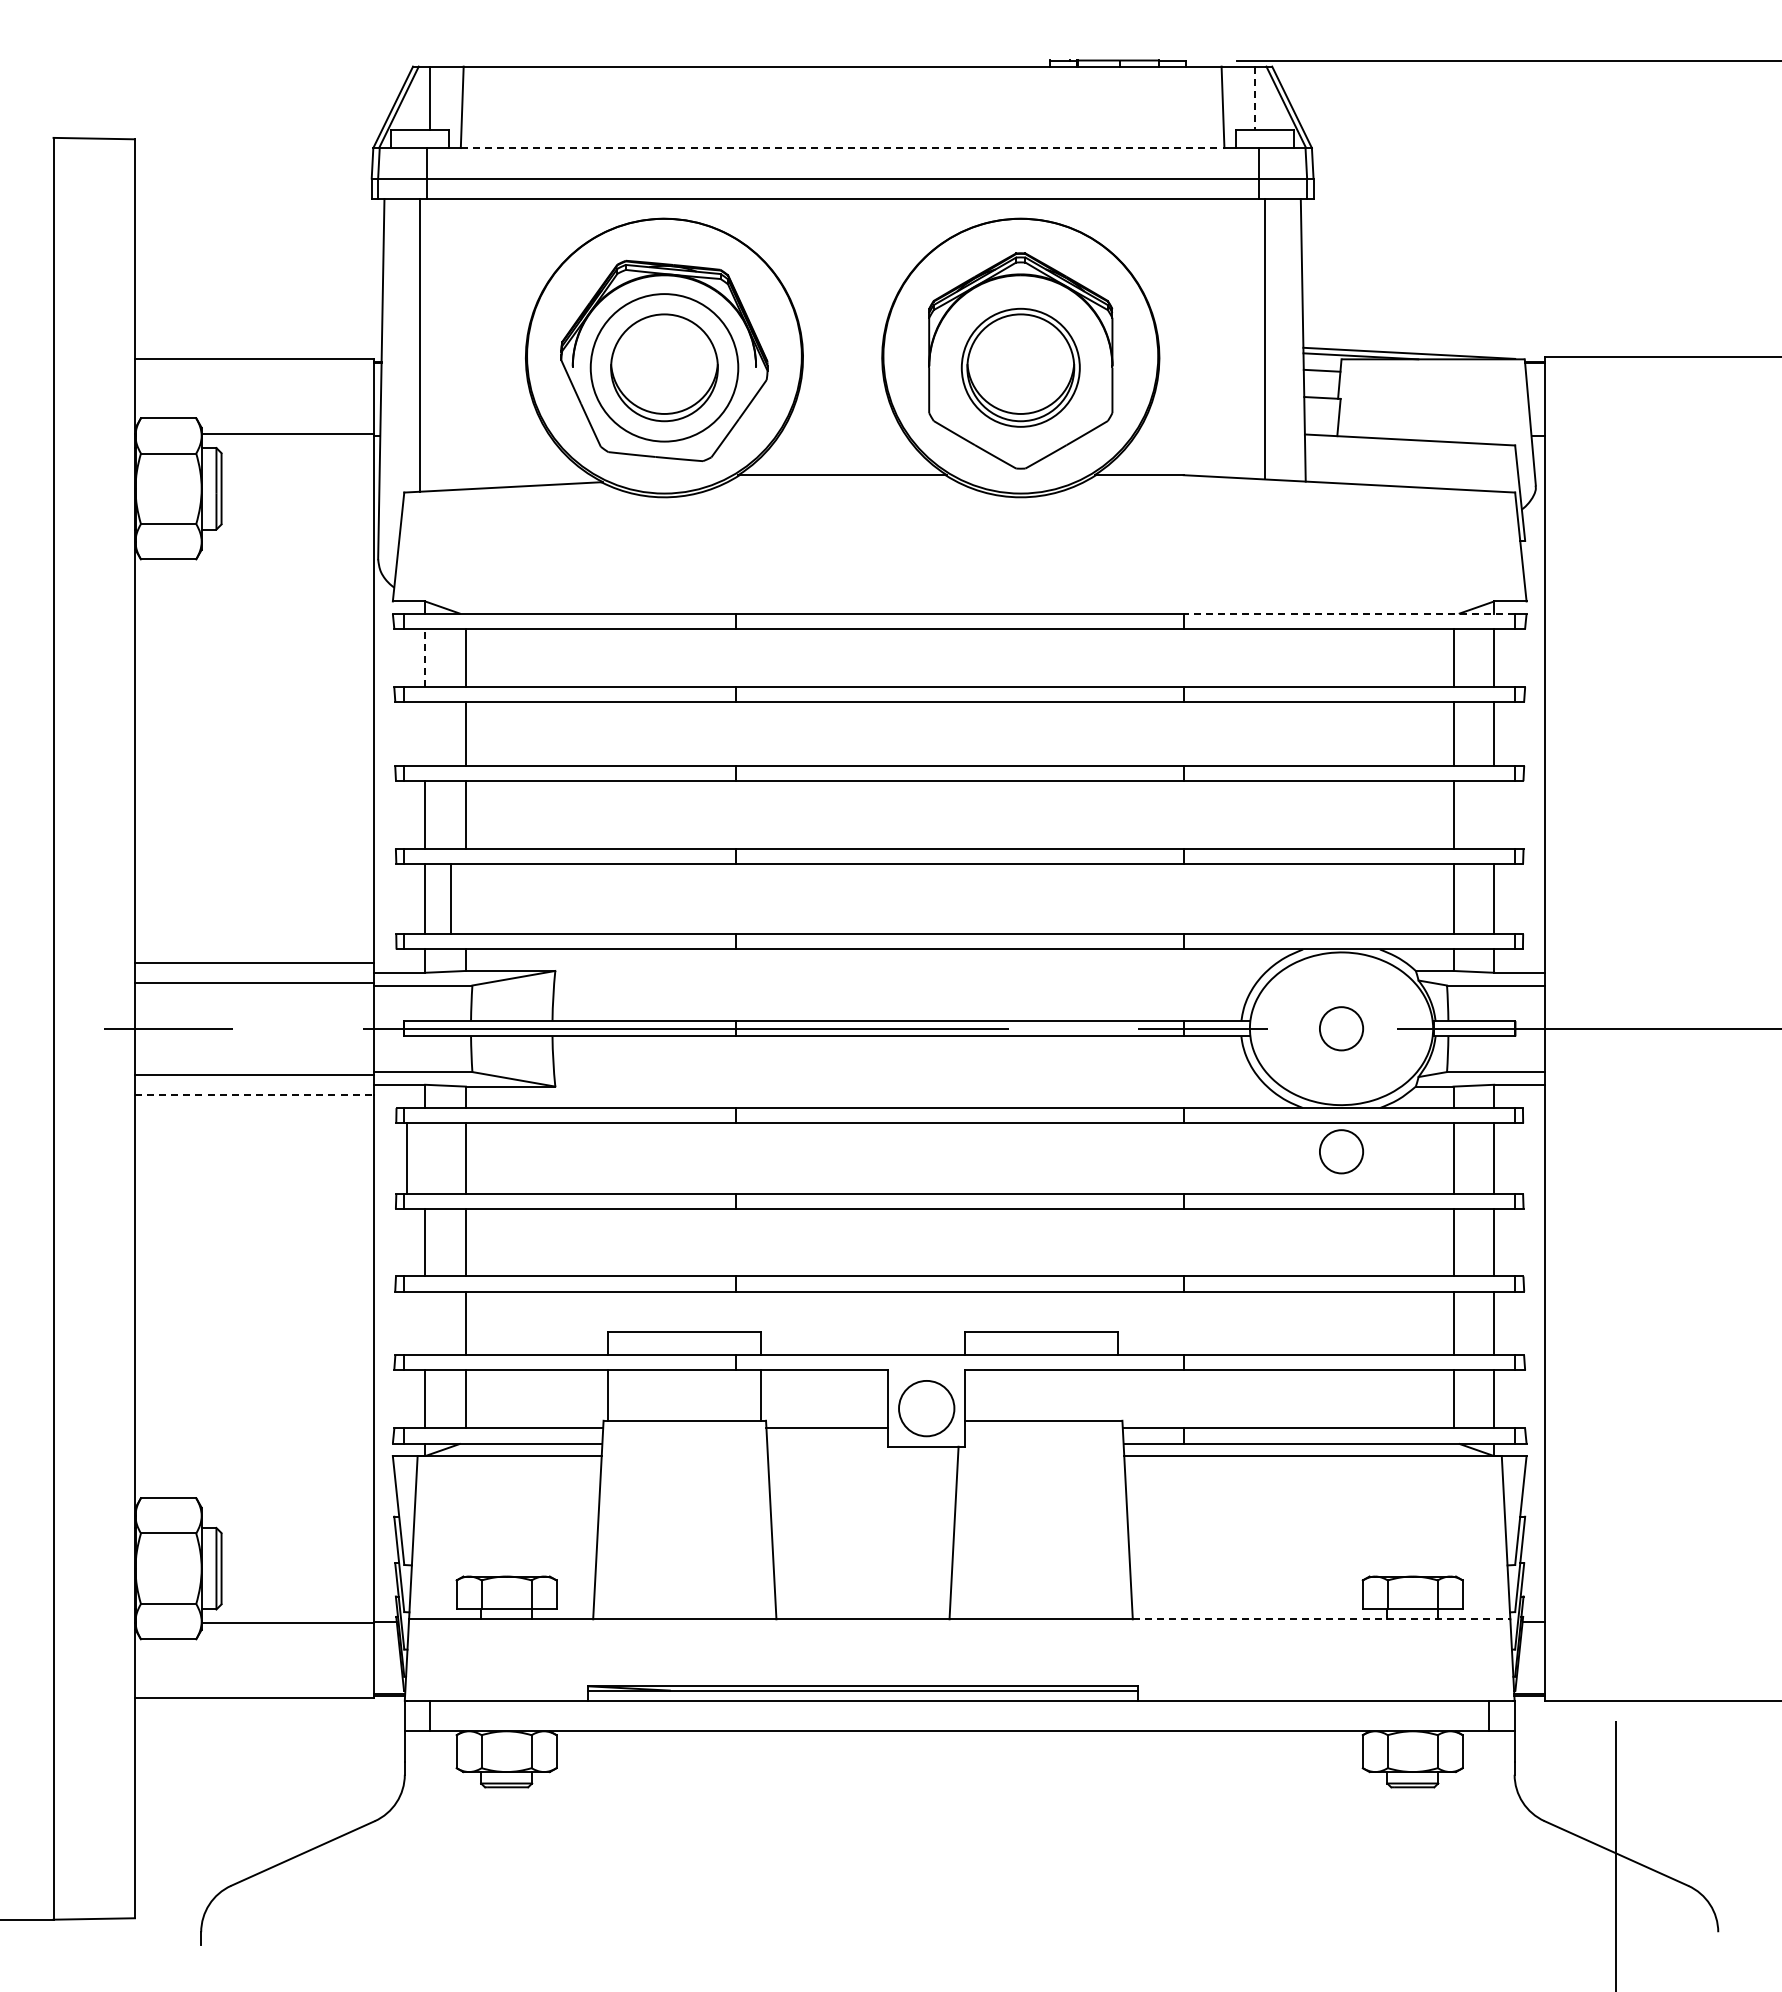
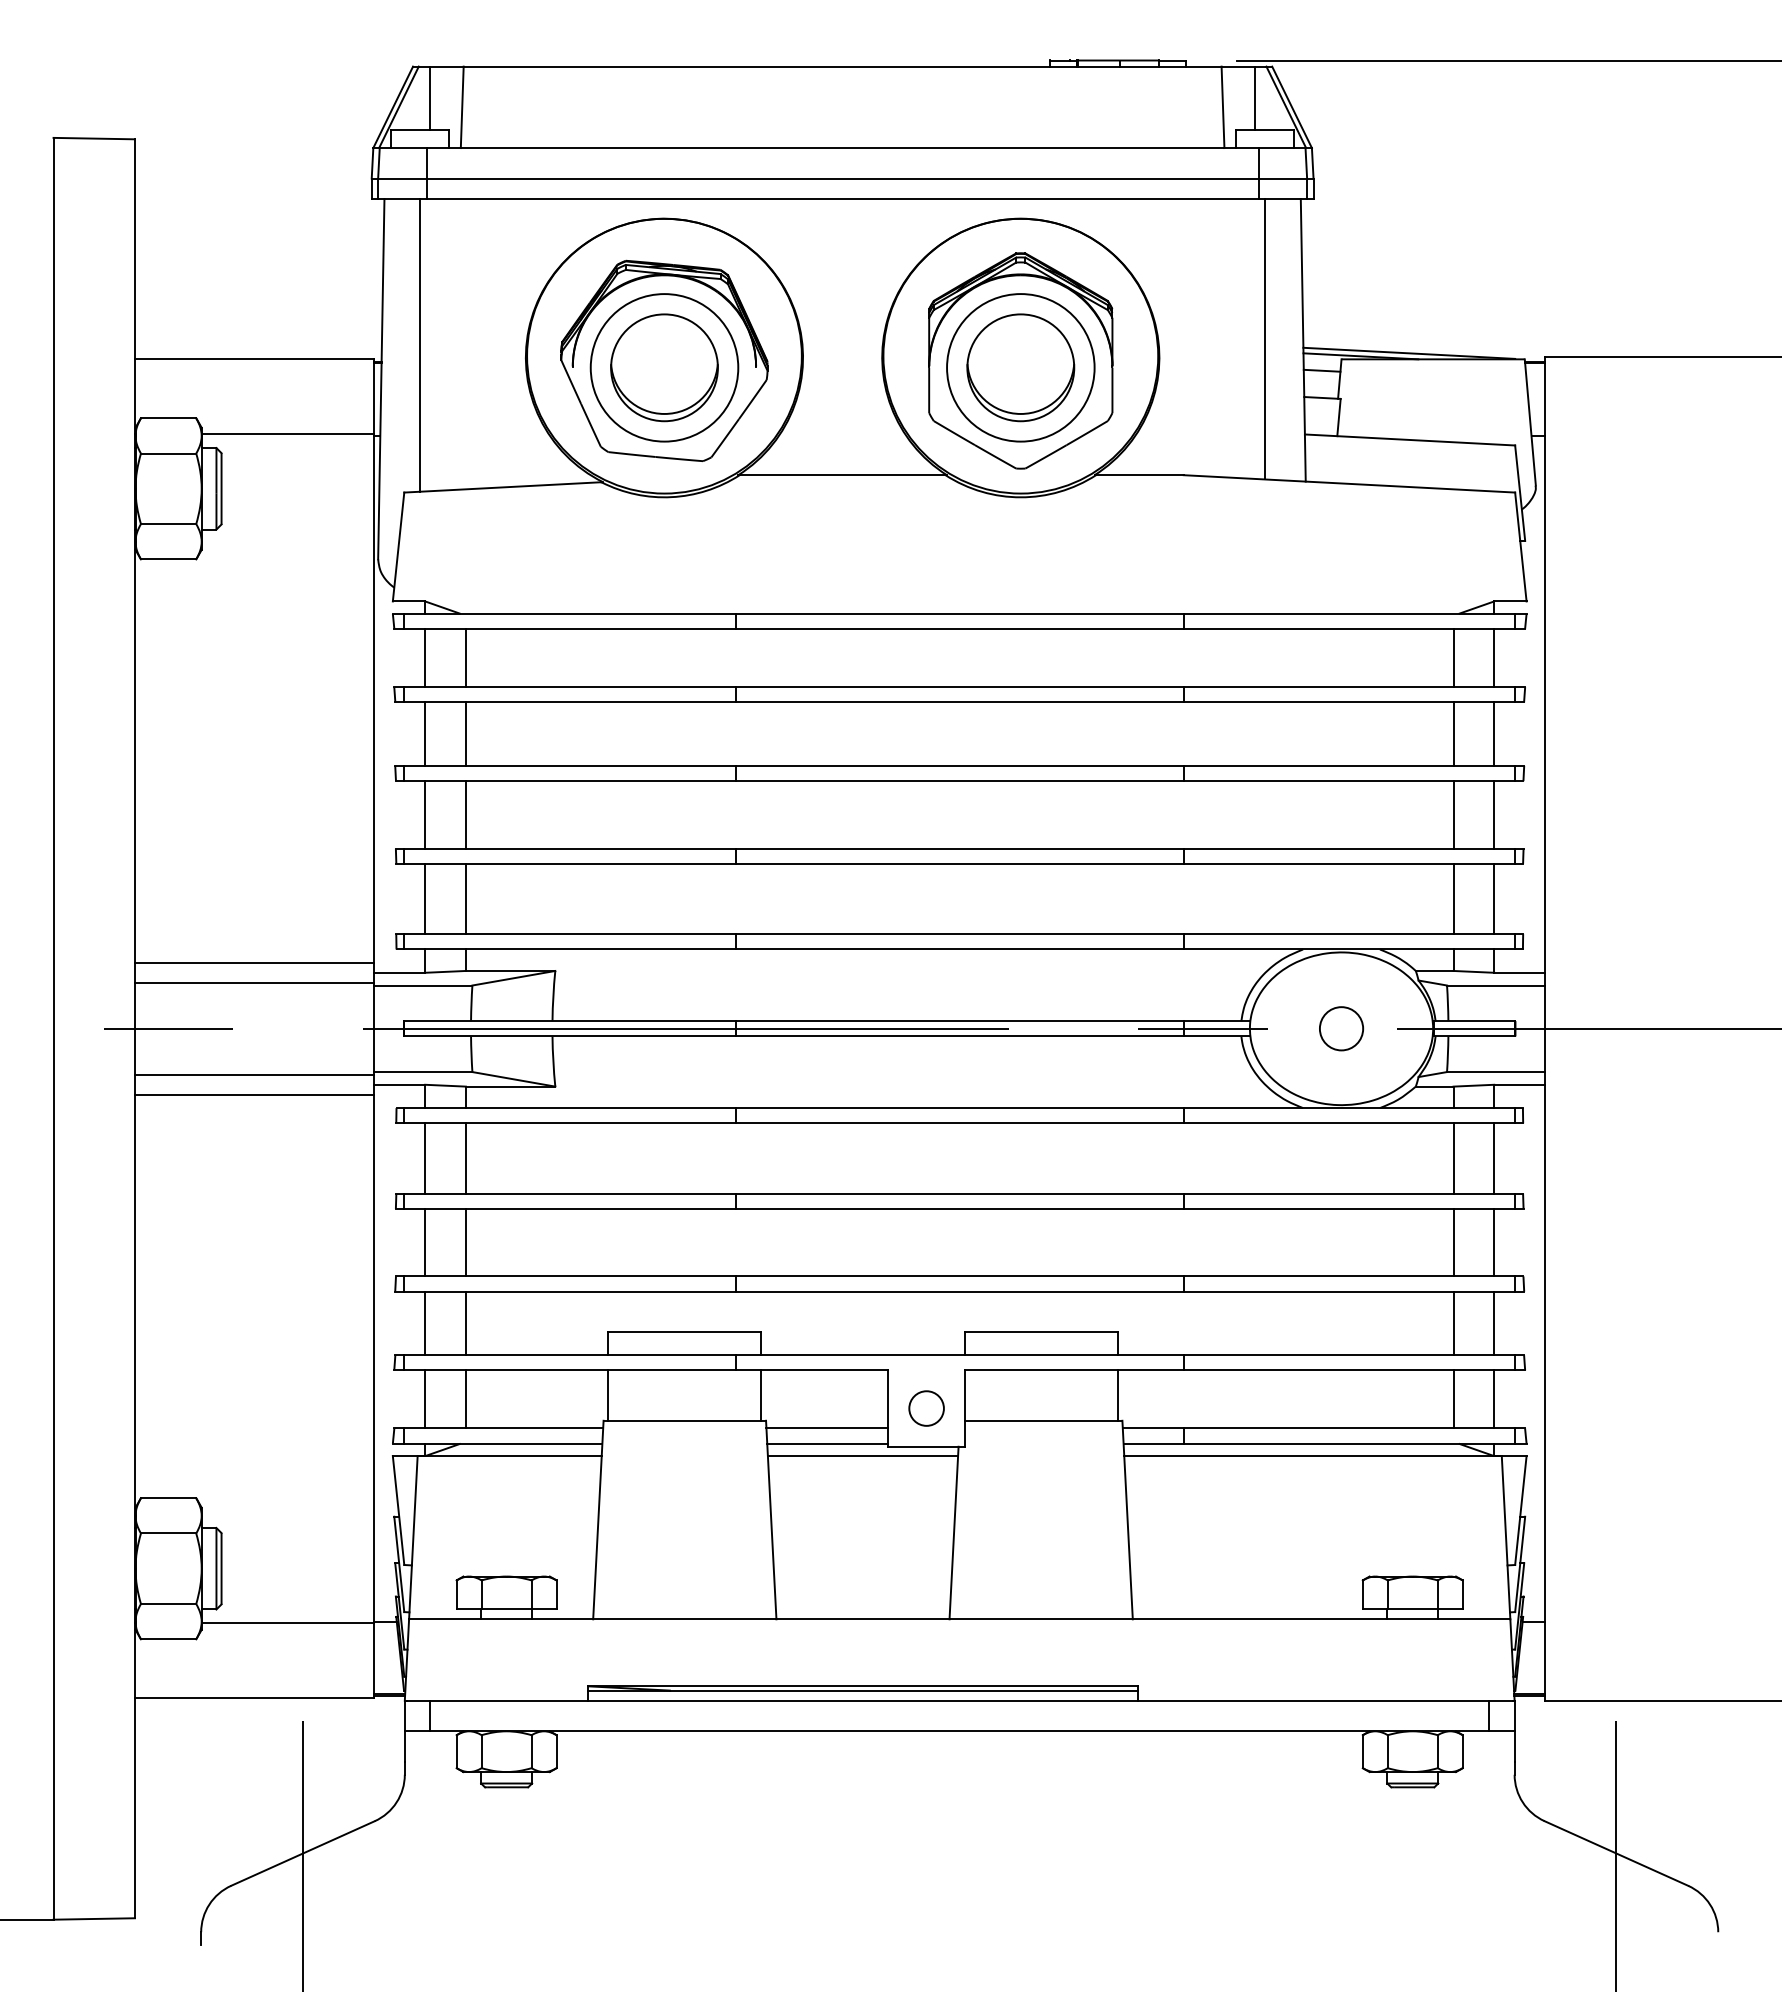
line: dashed -> solid (1254, 98)
line: dashed -> solid (842, 148)
circle diameter: 118 px -> 148 px (1020, 367)
line: dashed -> solid (1349, 613)
line: dashed -> solid (425, 657)
line: none -> present (425, 733)
line: none -> present (1494, 814)
line position: (450, 898) -> (465, 898) (465, 898)
line: dashed -> solid (254, 1094)
circle: present -> none (1341, 1151)
line position: (407, 1158) -> (425, 1158) (425, 1158)
line: none -> present (425, 1323)
line: none -> present (1117, 1395)
circle size: 58x58 px -> 37x37 px (926, 1408)
line: none -> present (827, 1443)
line: none -> present (862, 1456)
line: dashed -> solid (1321, 1619)
line: none -> present (303, 1854)
